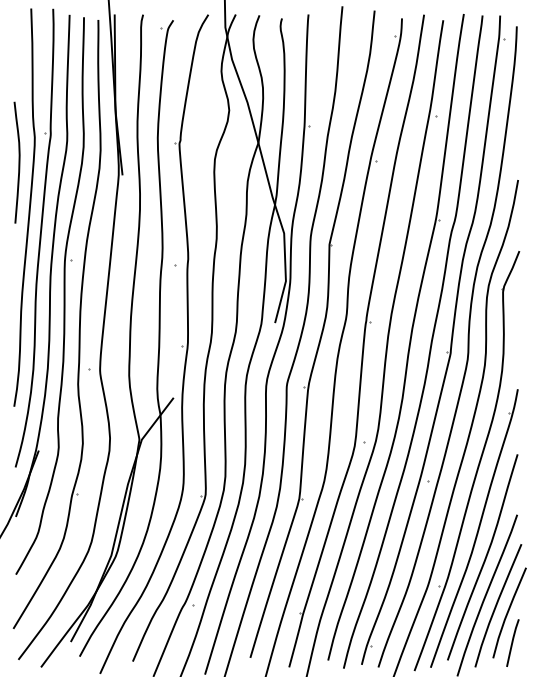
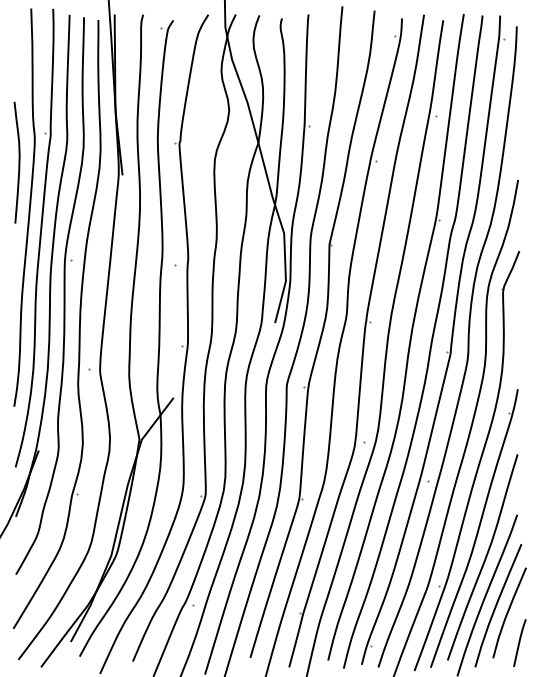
line position: (512, 642) -> (519, 642) (519, 642)
